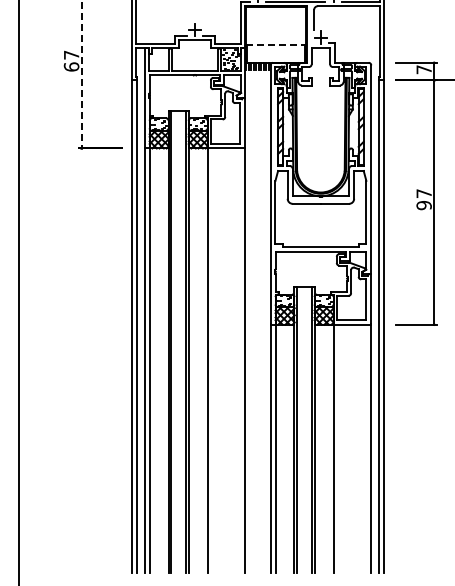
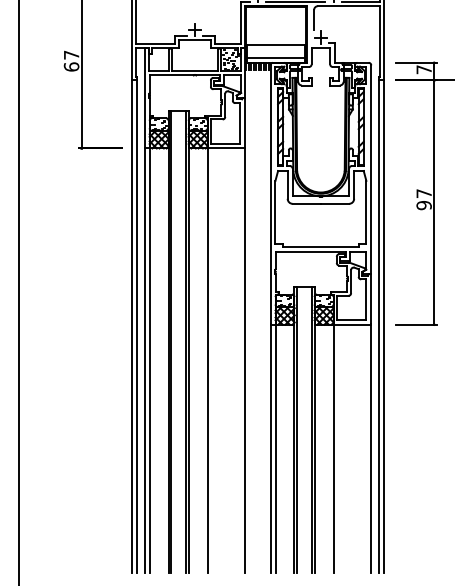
line: dashed -> solid (276, 45)
line: none -> present (276, 57)
line: dashed -> solid (81, 74)
